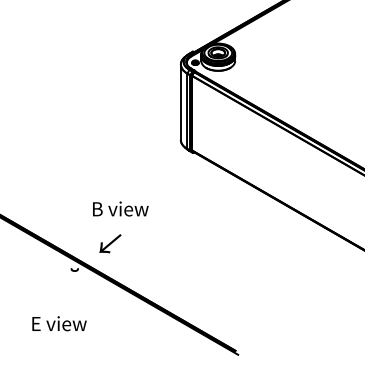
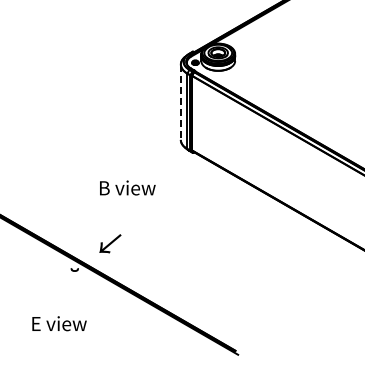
line: solid -> dashed (180, 102)
text position: (120, 208) -> (127, 187) (127, 187)
